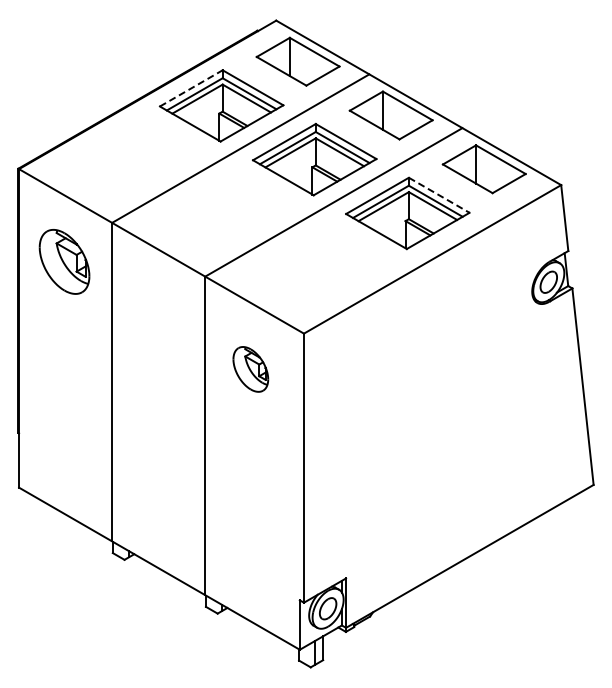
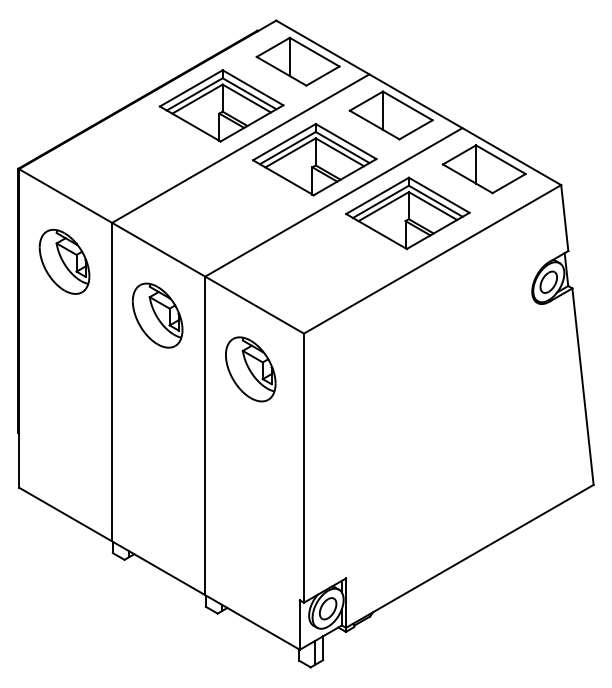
line: dashed -> solid (191, 88)
line: dashed -> solid (439, 195)
part: none -> present (157, 315)
part size: 38x47 px -> 52x67 px (250, 369)
